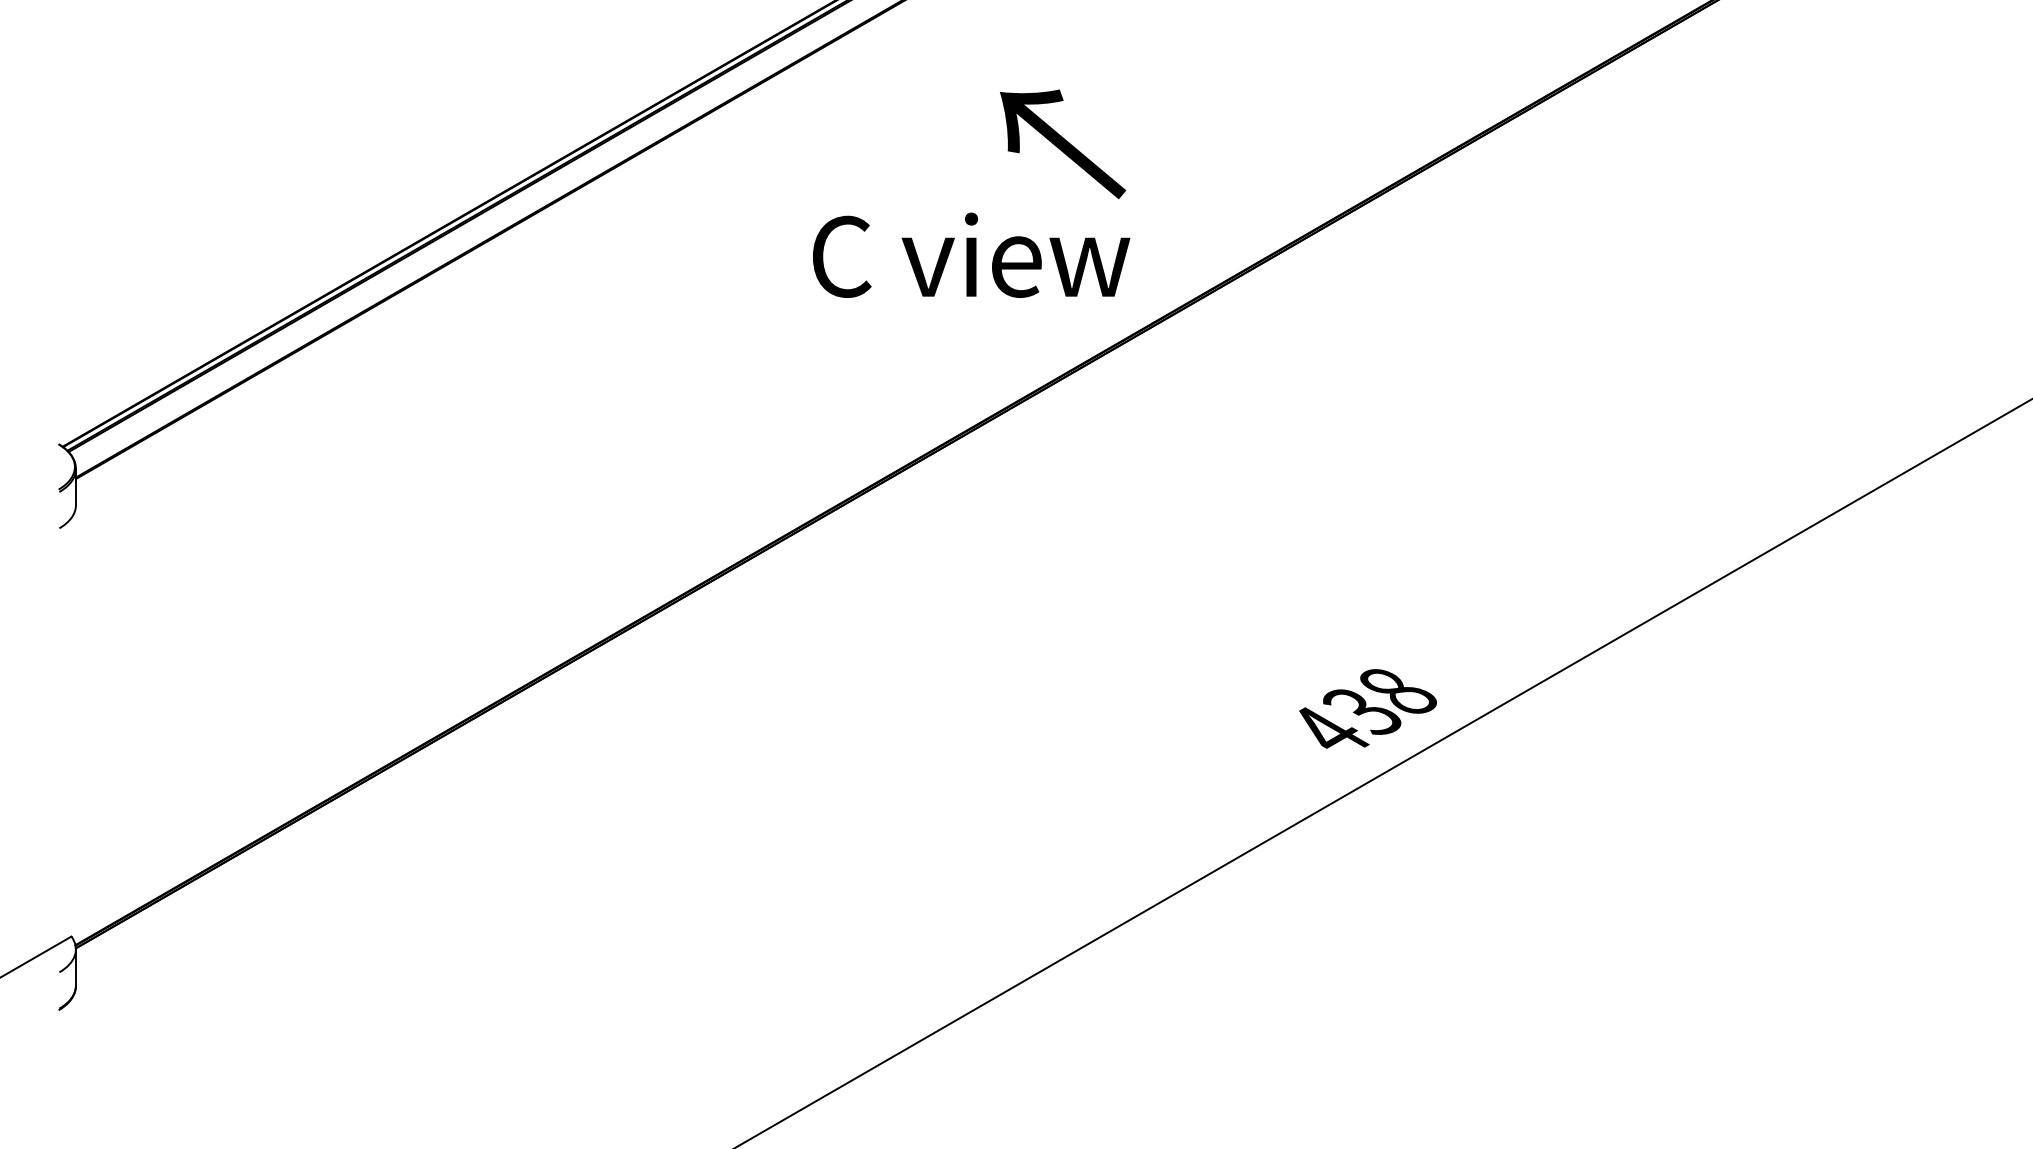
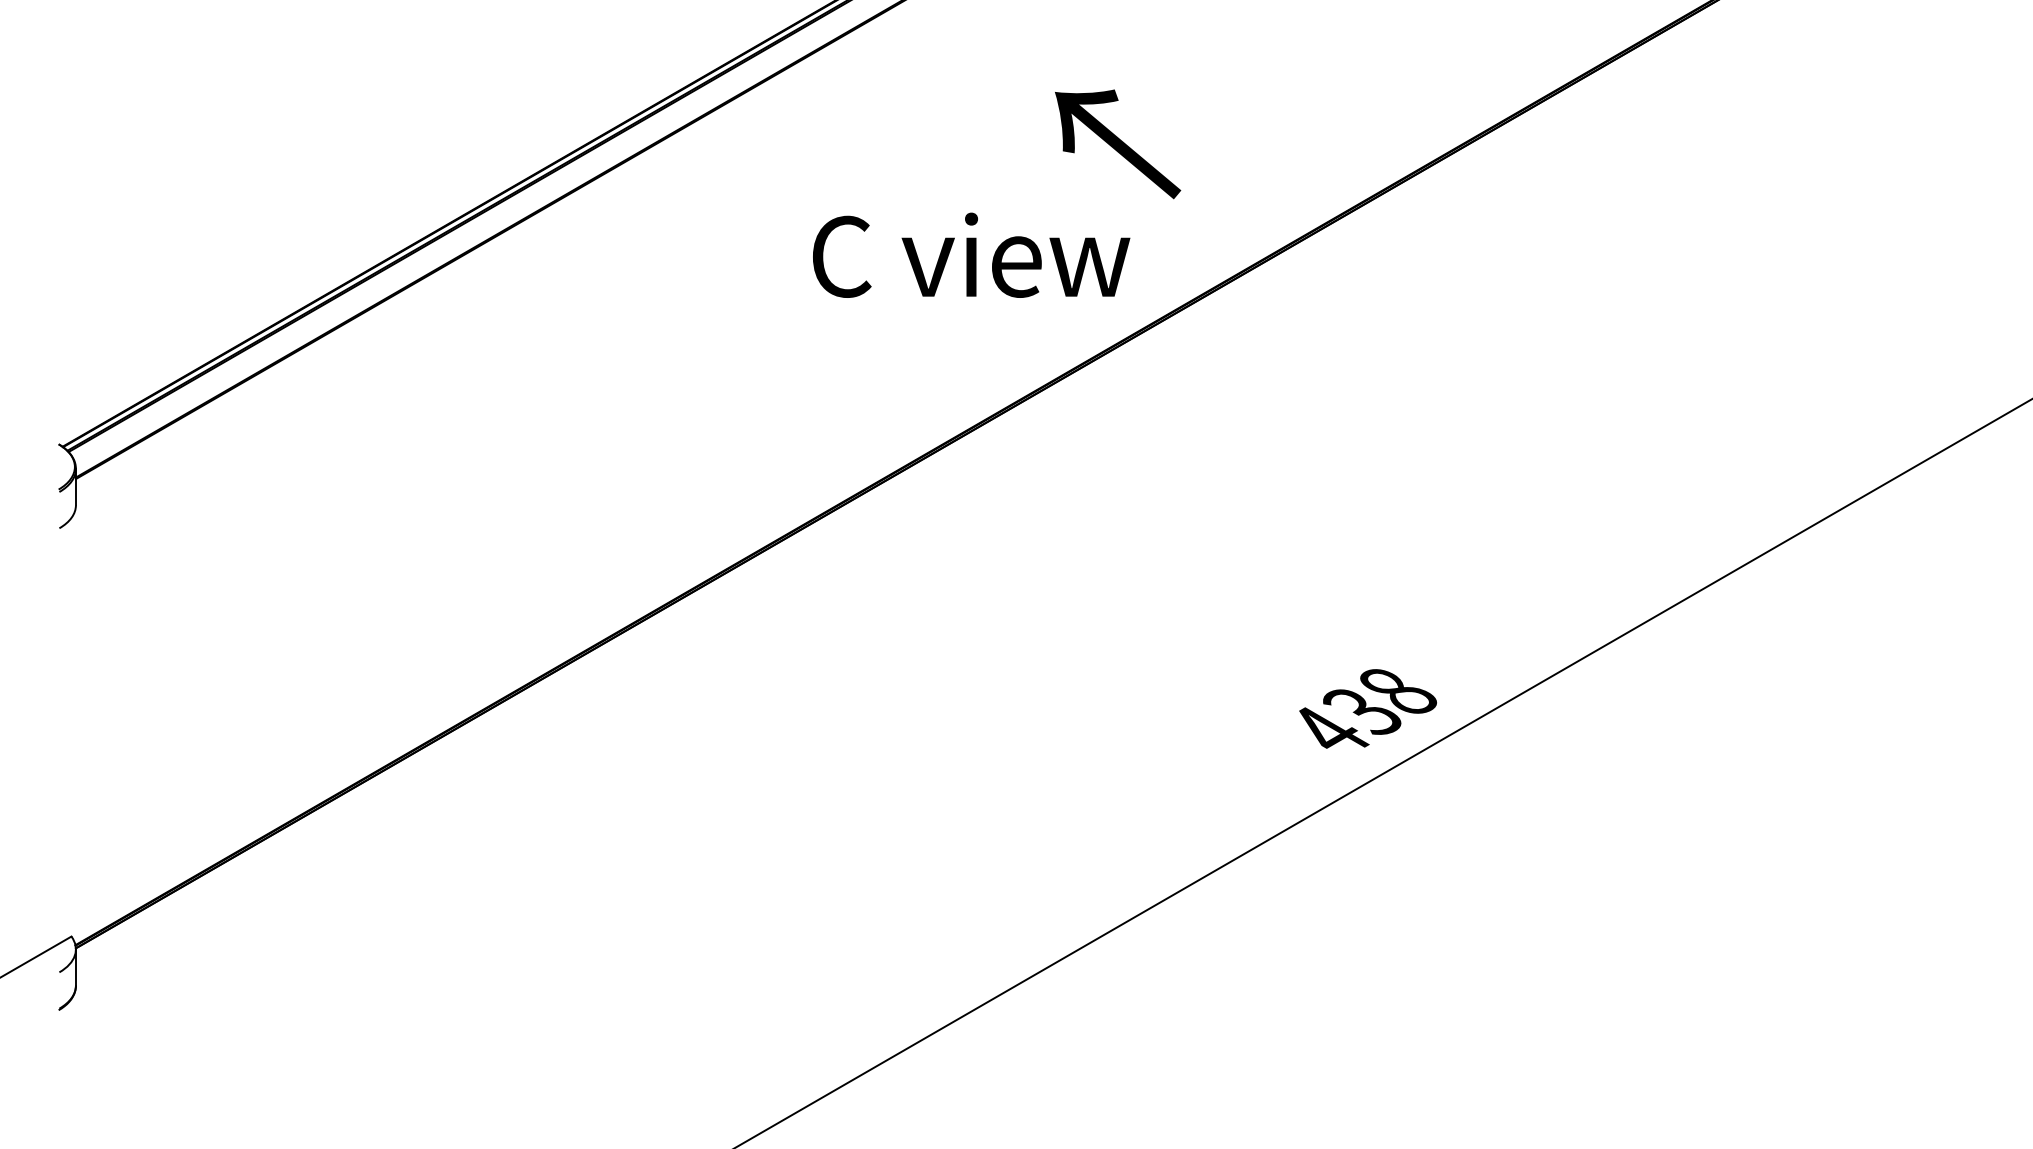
text position: (1063, 144) -> (1118, 144) (1118, 144)
